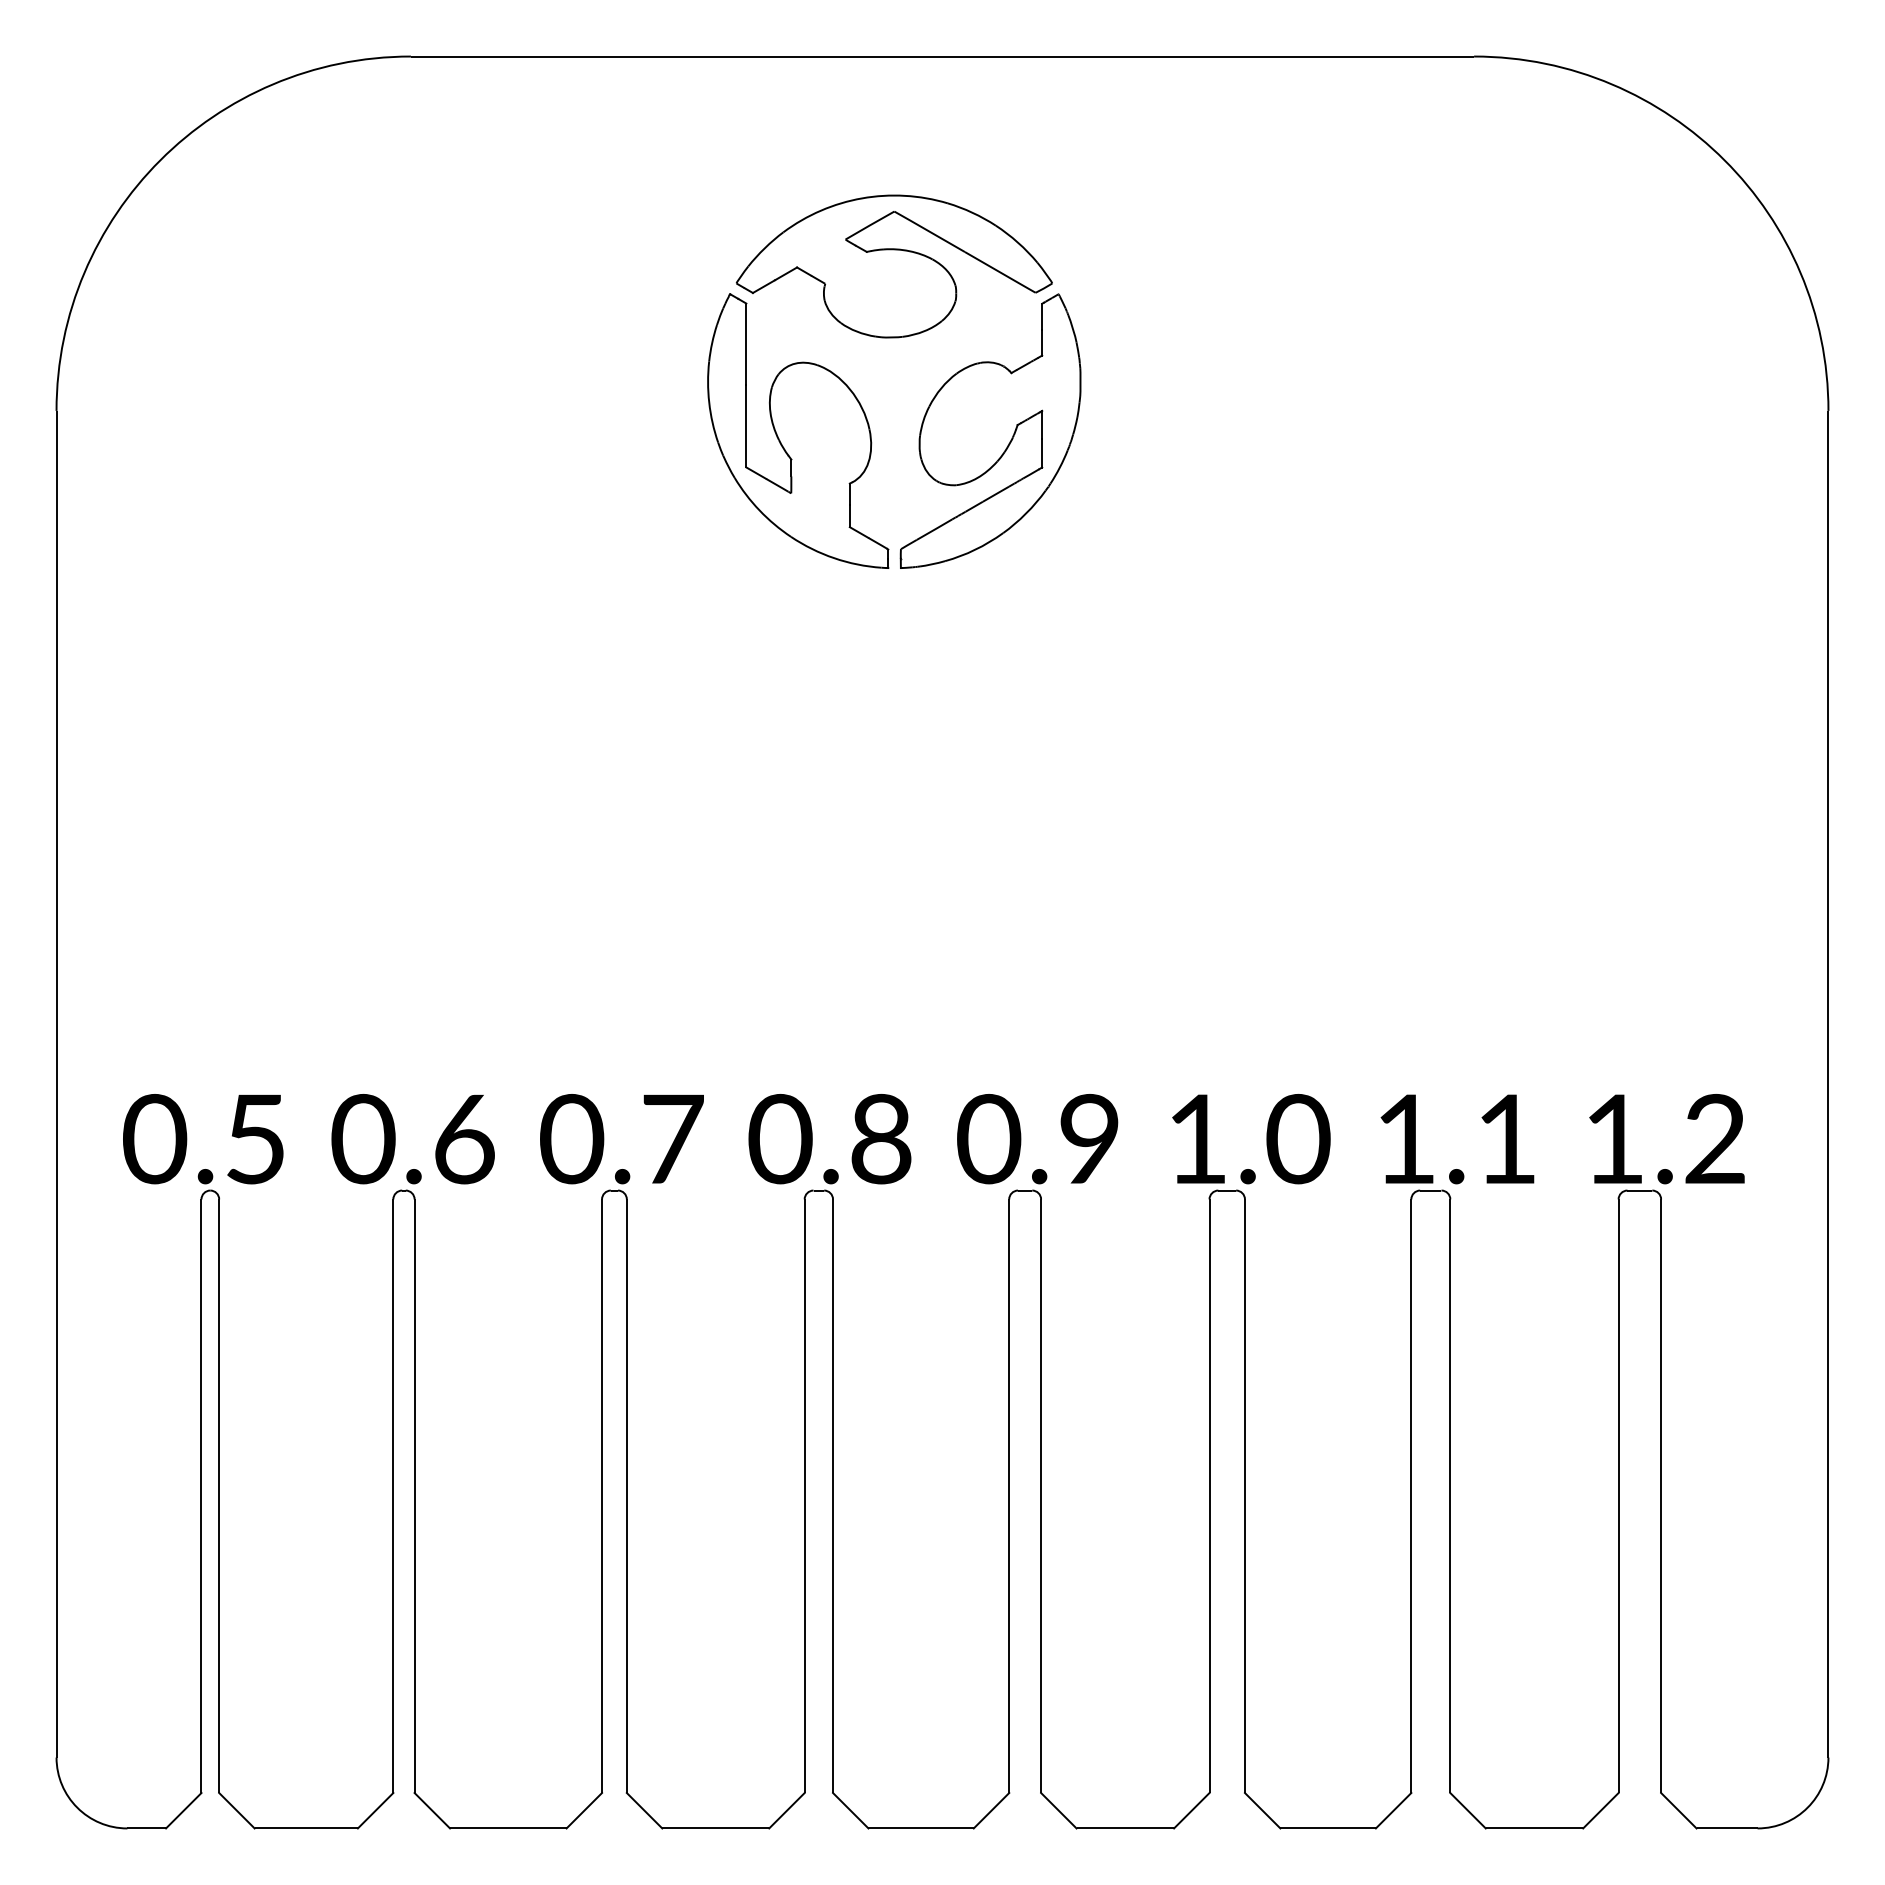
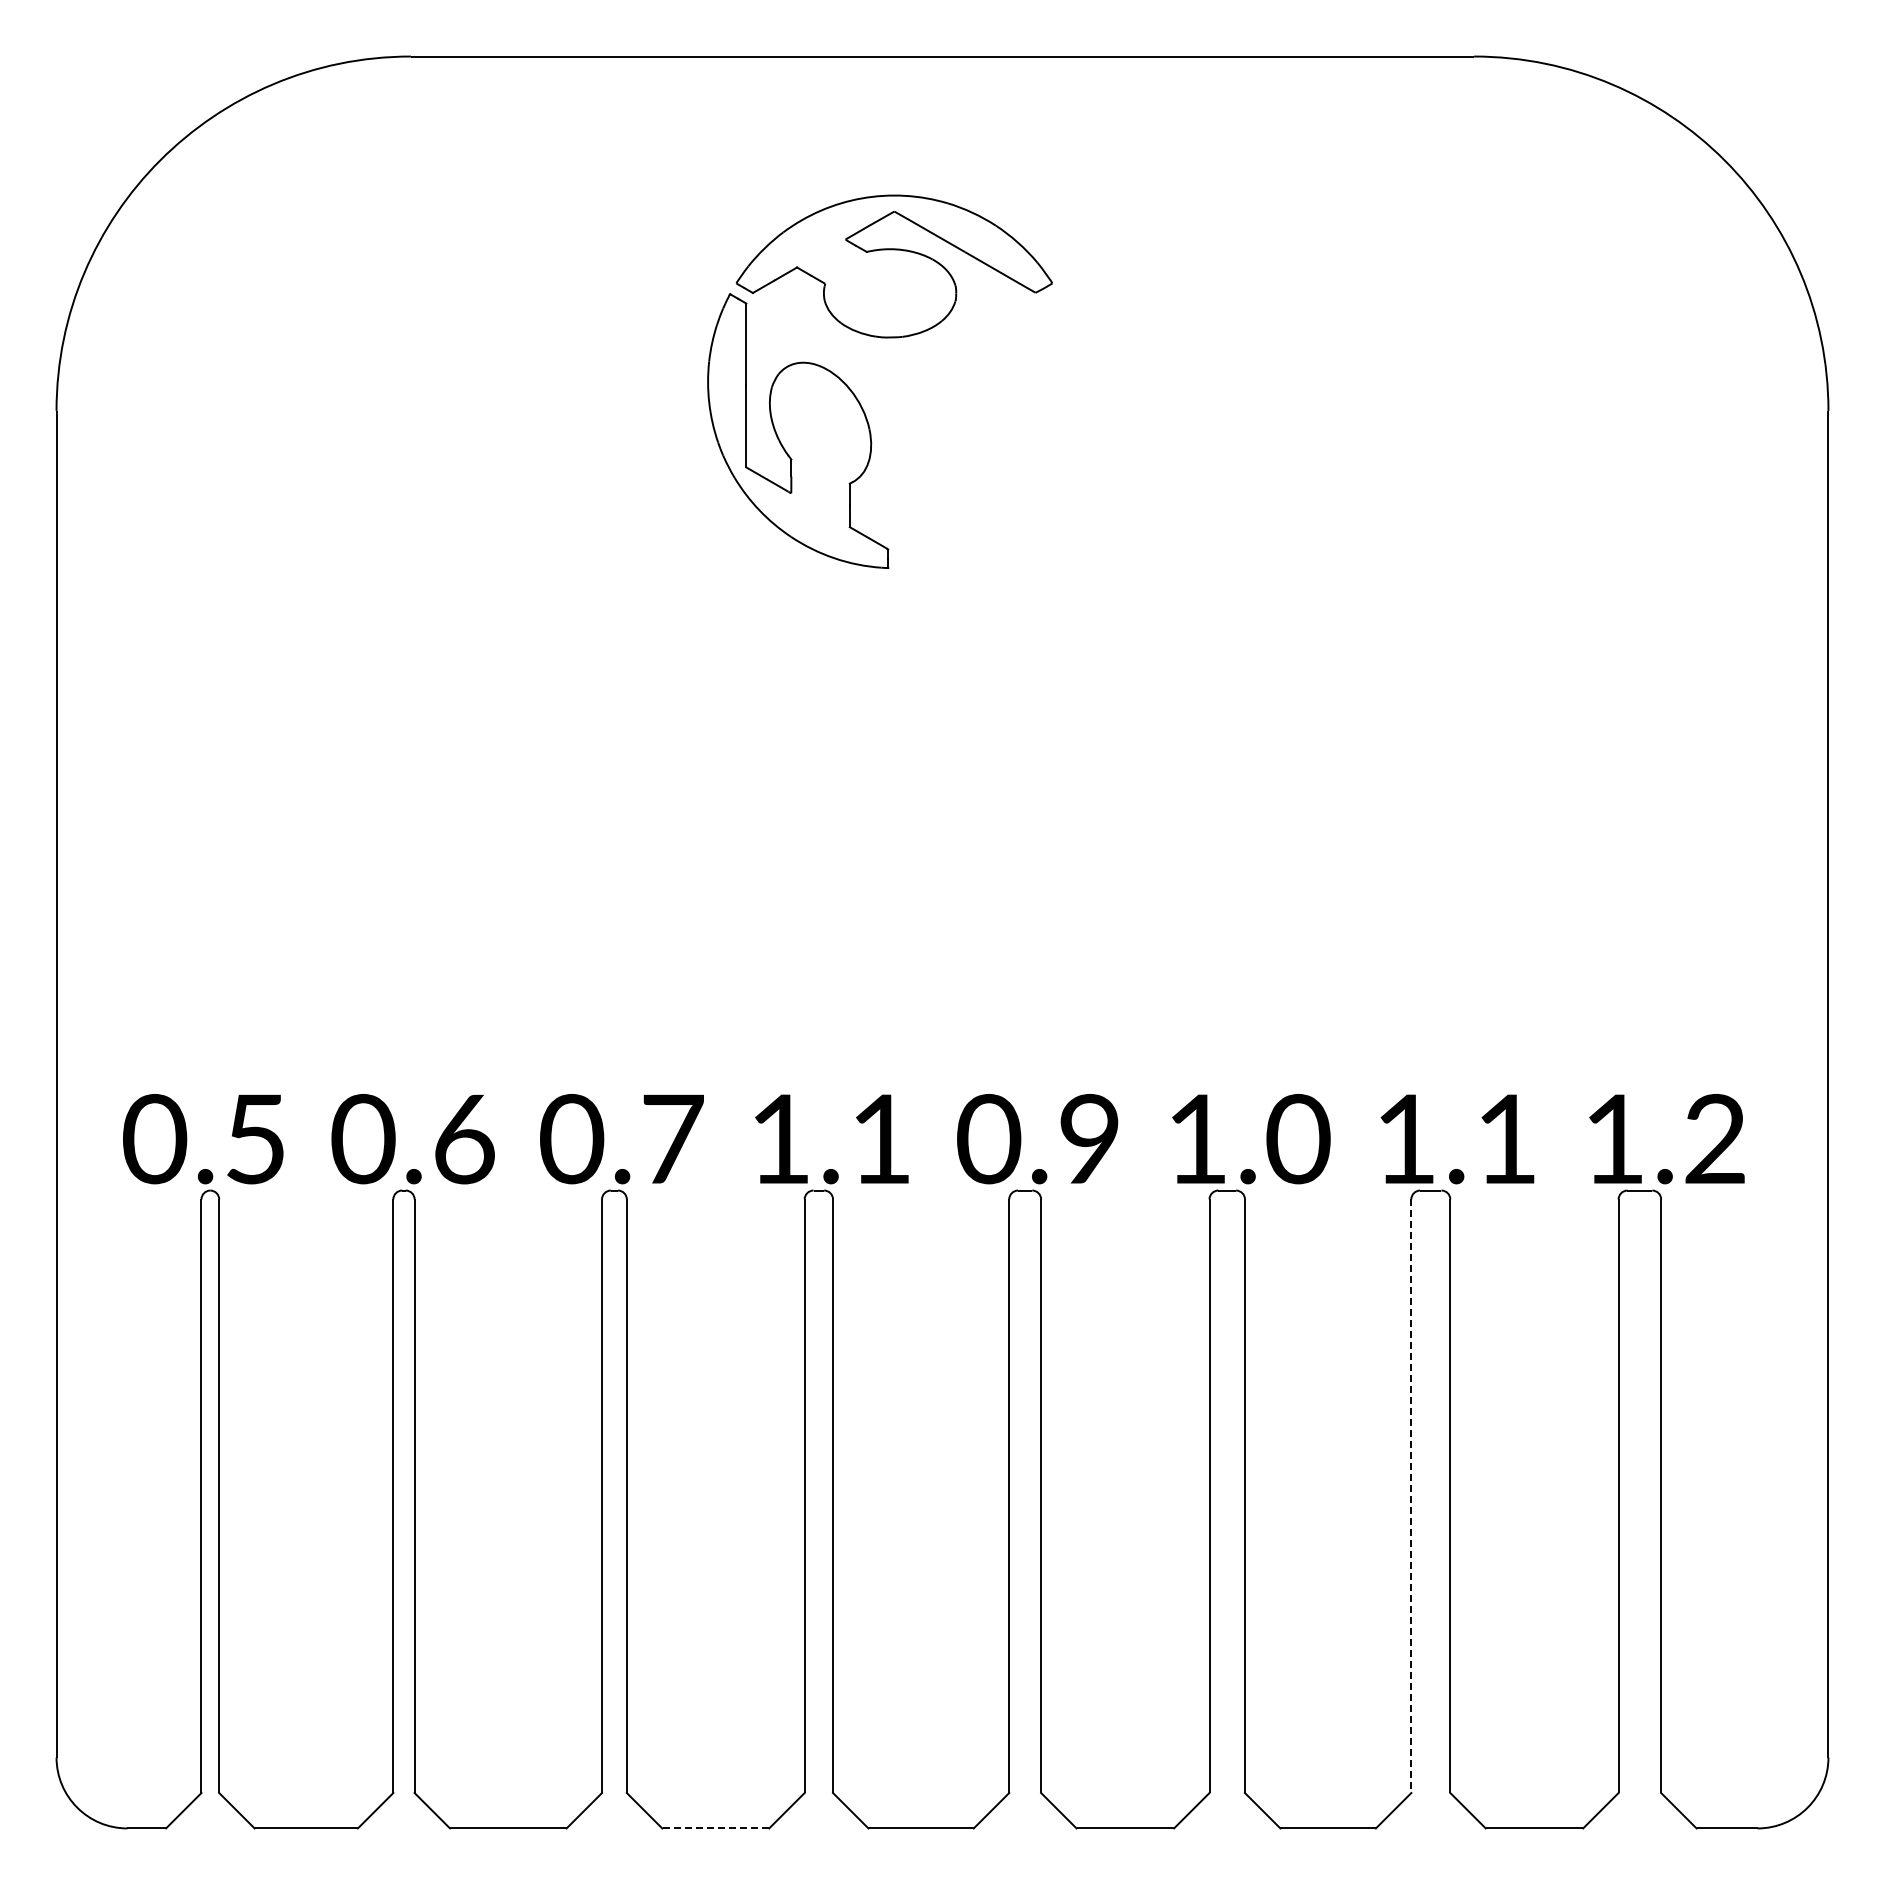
part: present -> none (990, 430)
text: 0.8 -> 1.1 (829, 1138)
line: solid -> dashed (1411, 1496)
line: solid -> dashed (715, 1828)
